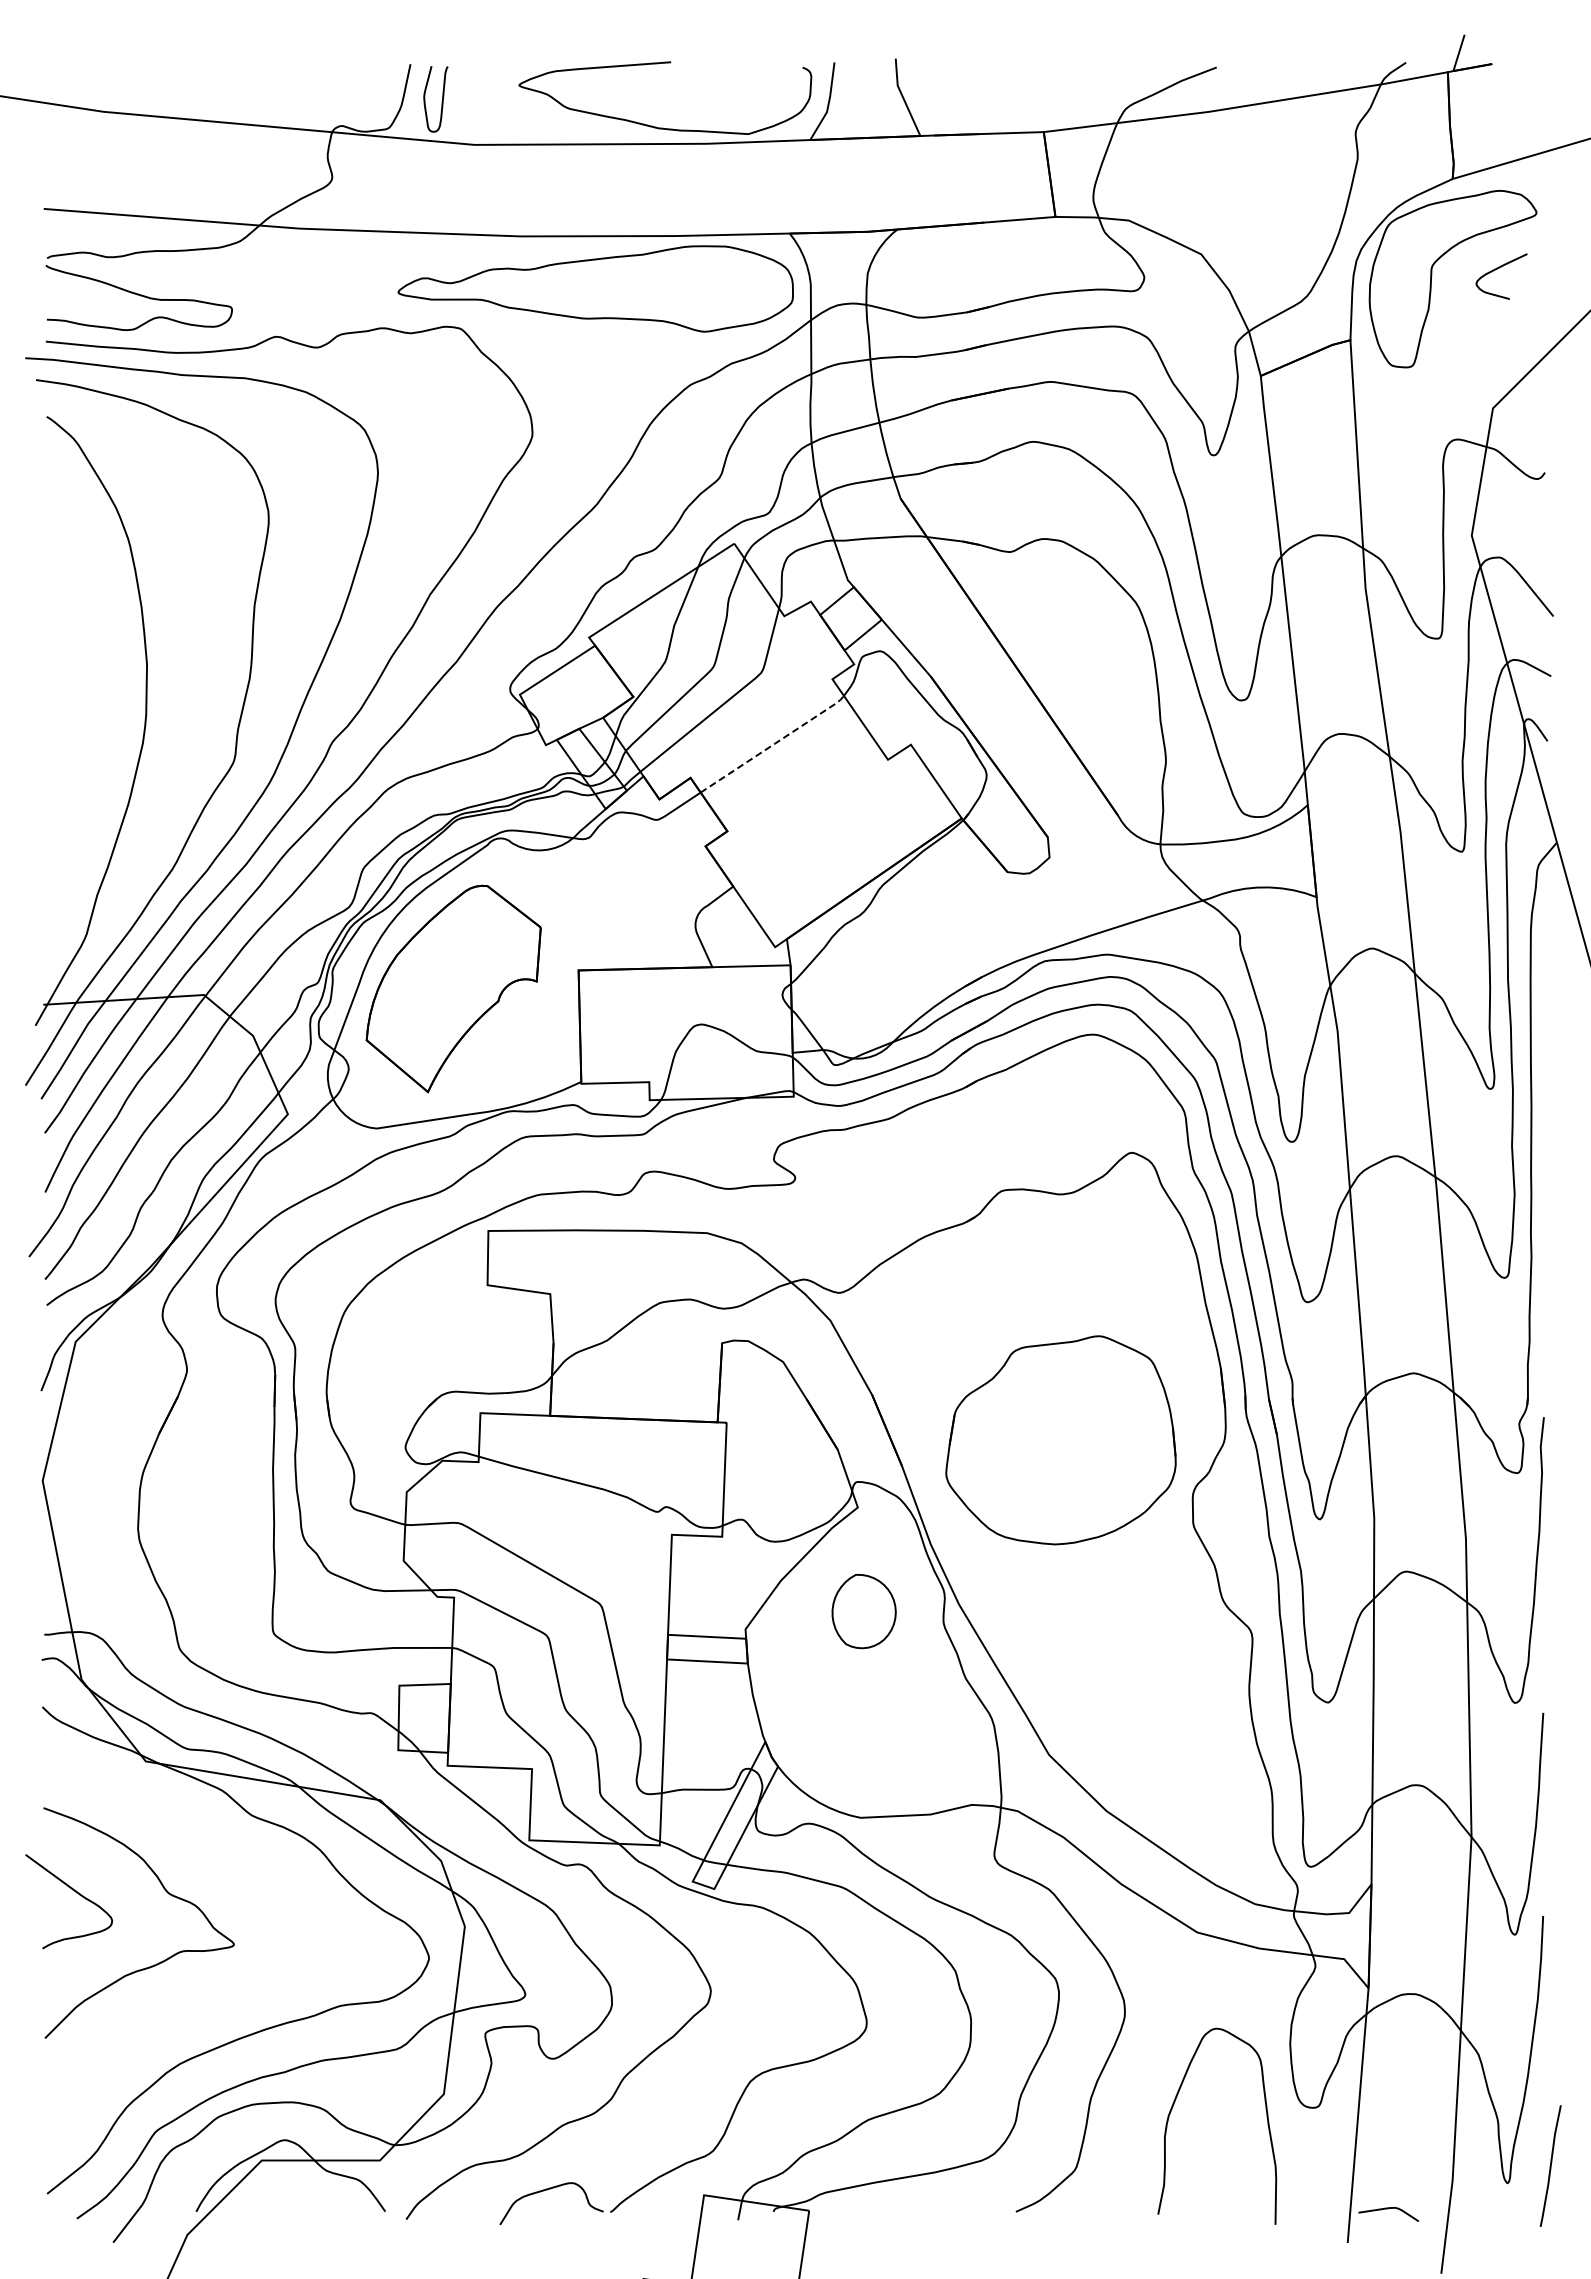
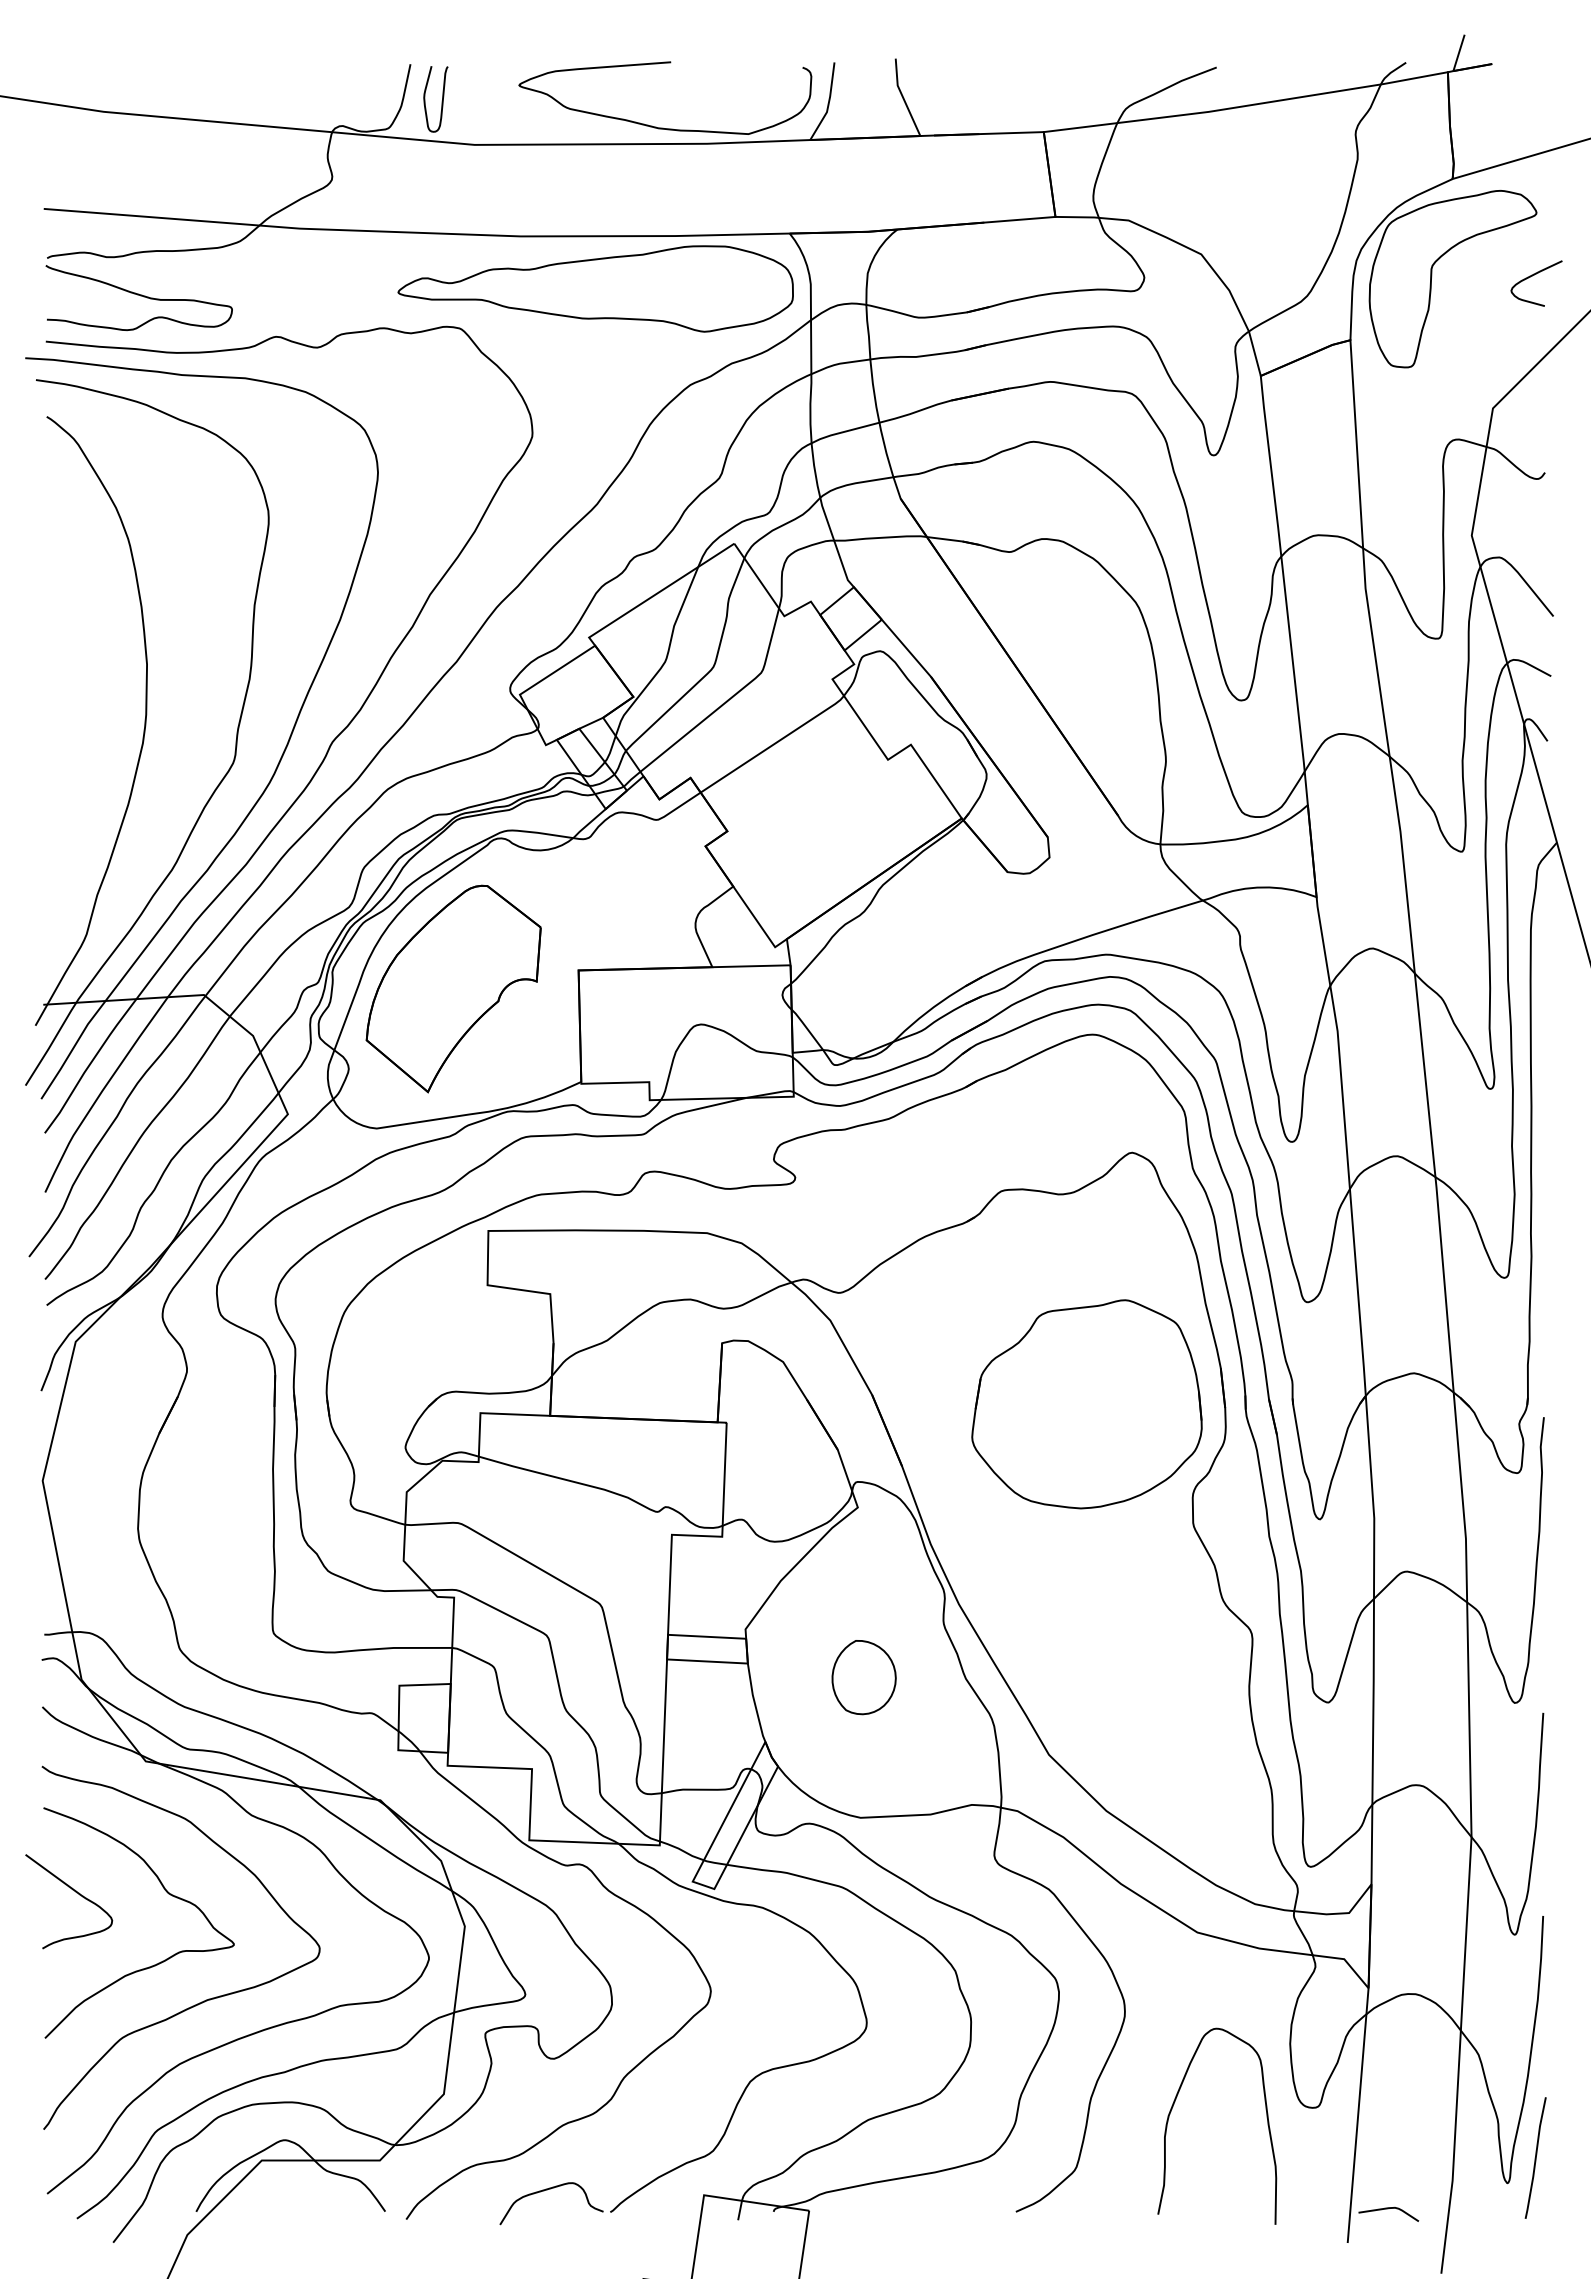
curve position: (1497, 269) -> (1532, 276) (1532, 276)
line: dashed -> solid (774, 743)
part position: (1060, 1440) -> (1086, 1404) (1086, 1404)
part position: (863, 1611) -> (863, 1677) (863, 1677)
curve: none -> present (203, 2000)
line position: (1550, 2165) -> (1535, 2157) (1535, 2157)
